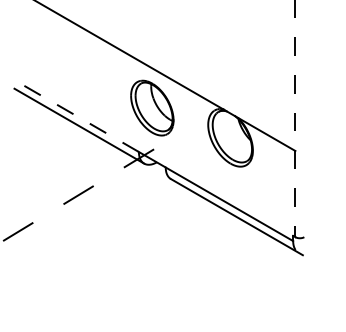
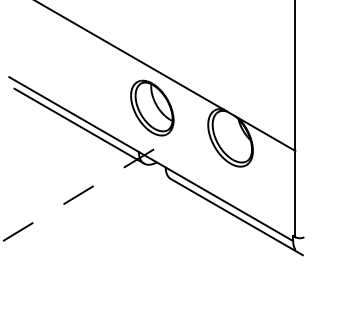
line: dashed -> solid (74, 114)
line: dashed -> solid (295, 119)
